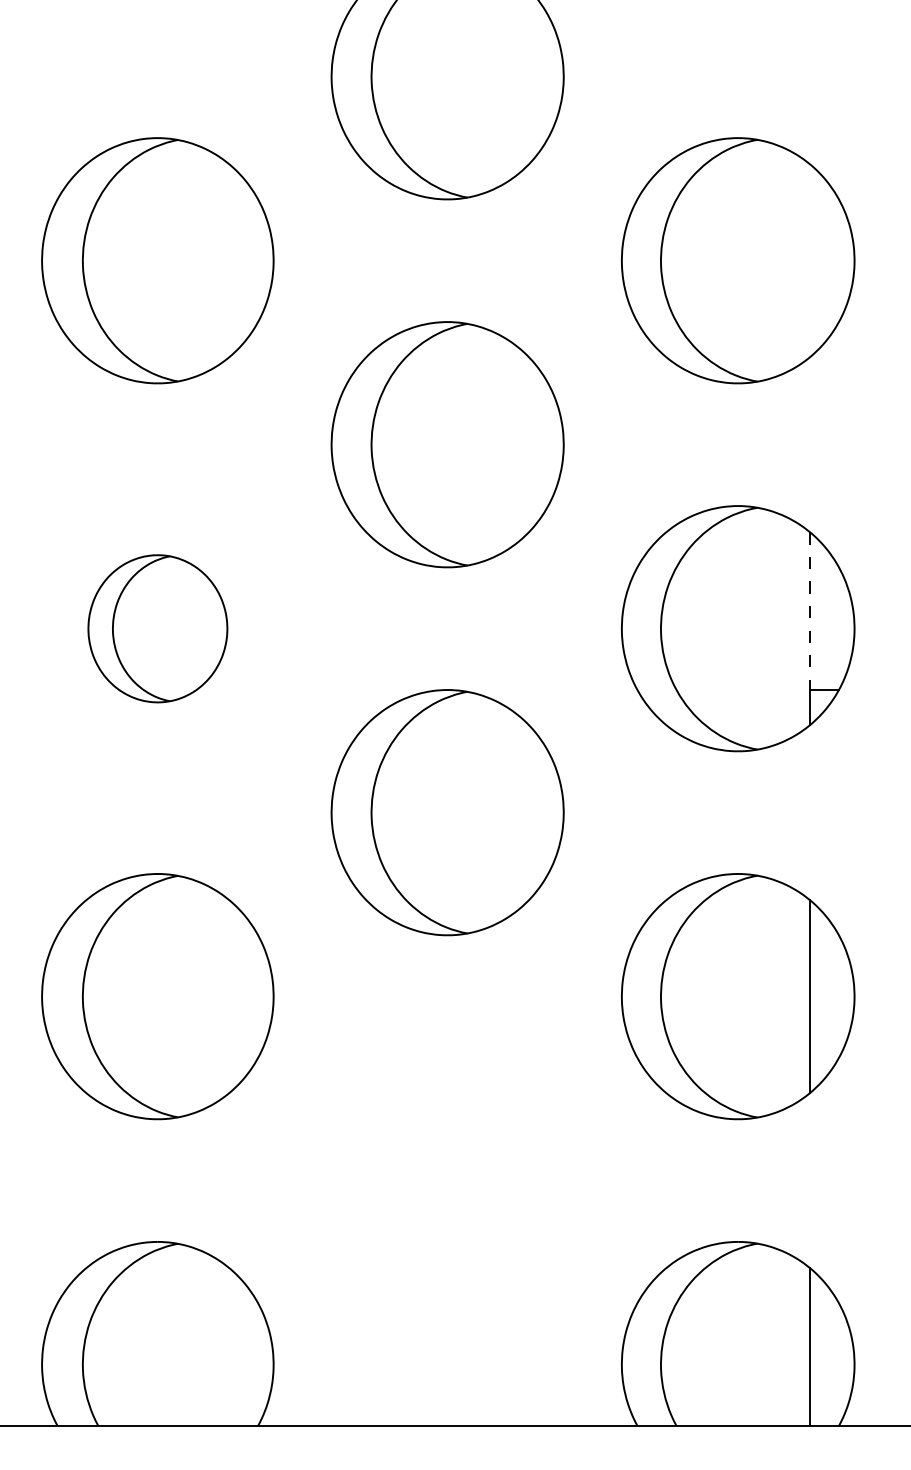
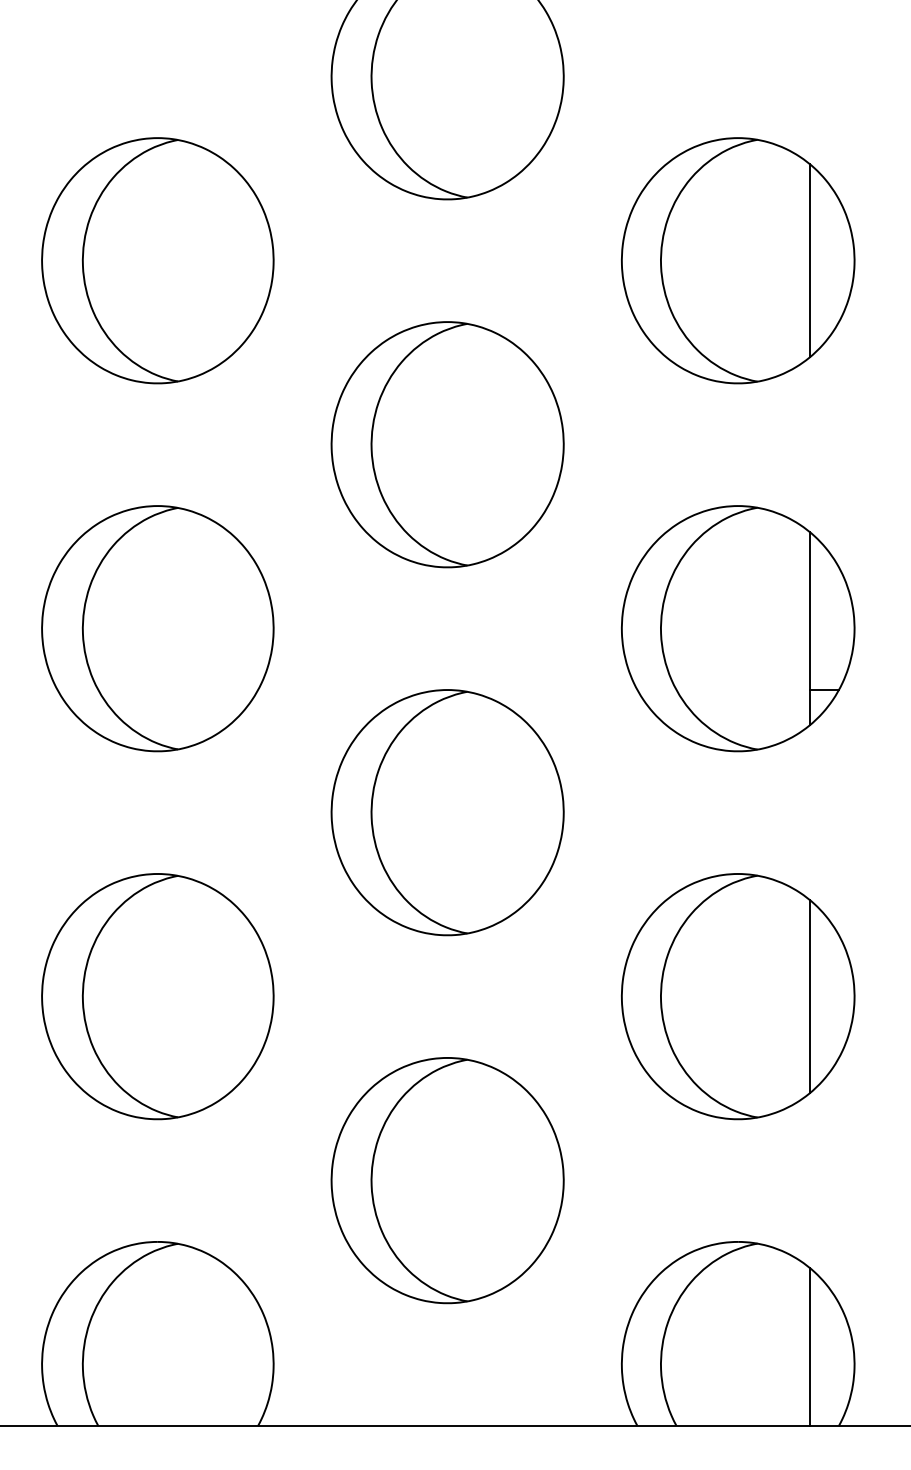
line: none -> present (810, 260)
line: dashed -> solid (810, 611)
part size: 142x150 px -> 234x248 px (157, 628)
part: none -> present (447, 1180)
